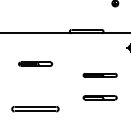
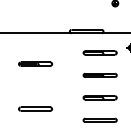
part: none -> present (99, 52)
part size: 49x7 px -> 36x6 px (35, 108)
part: none -> present (99, 119)
